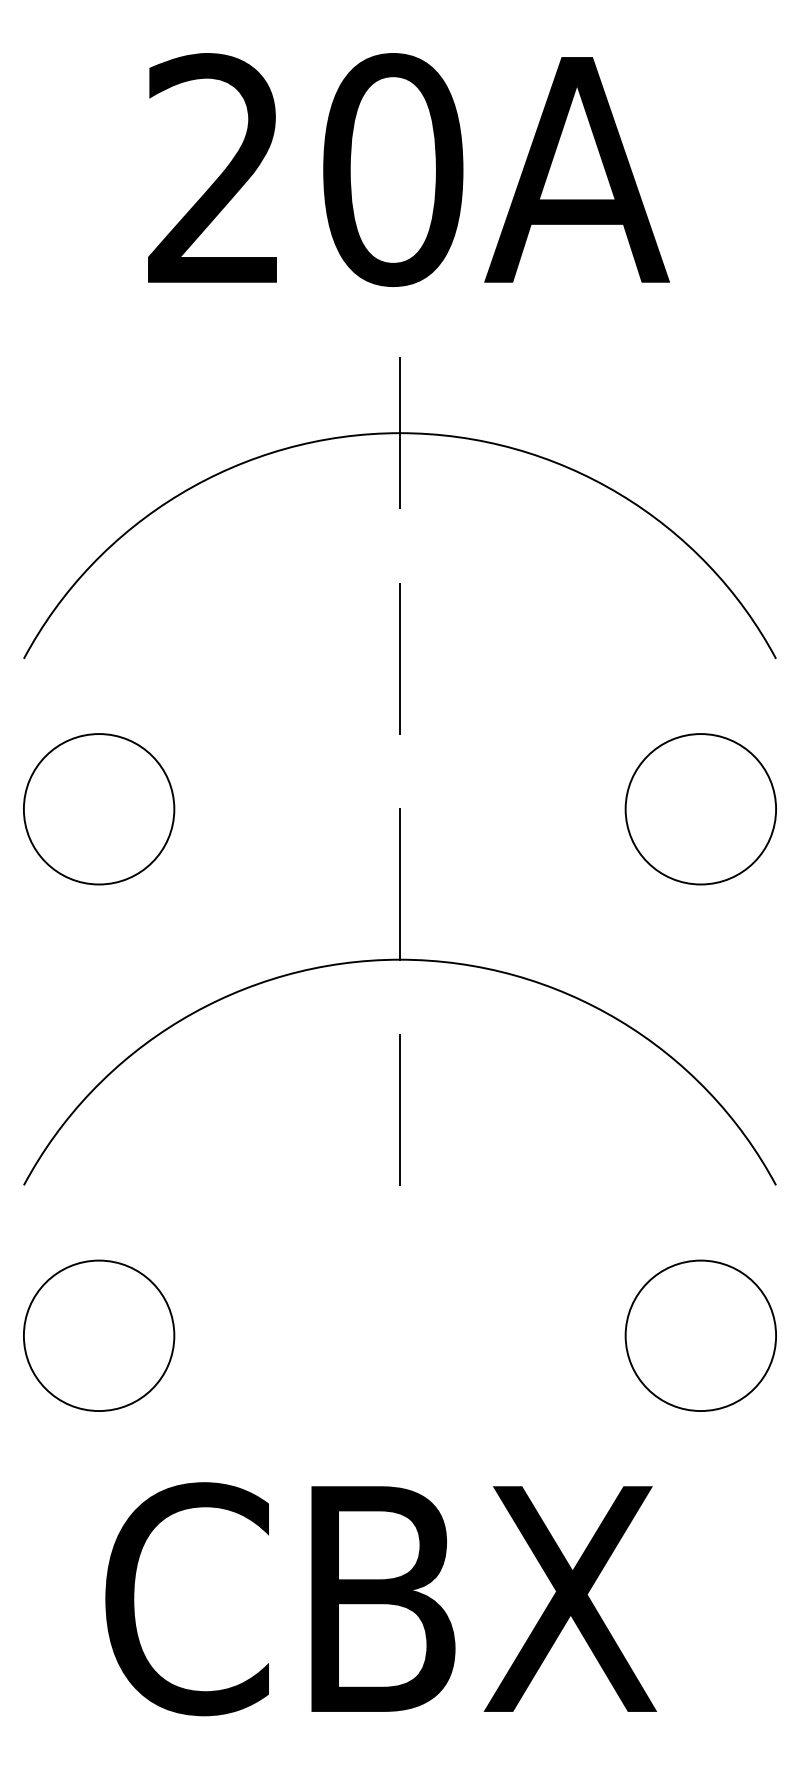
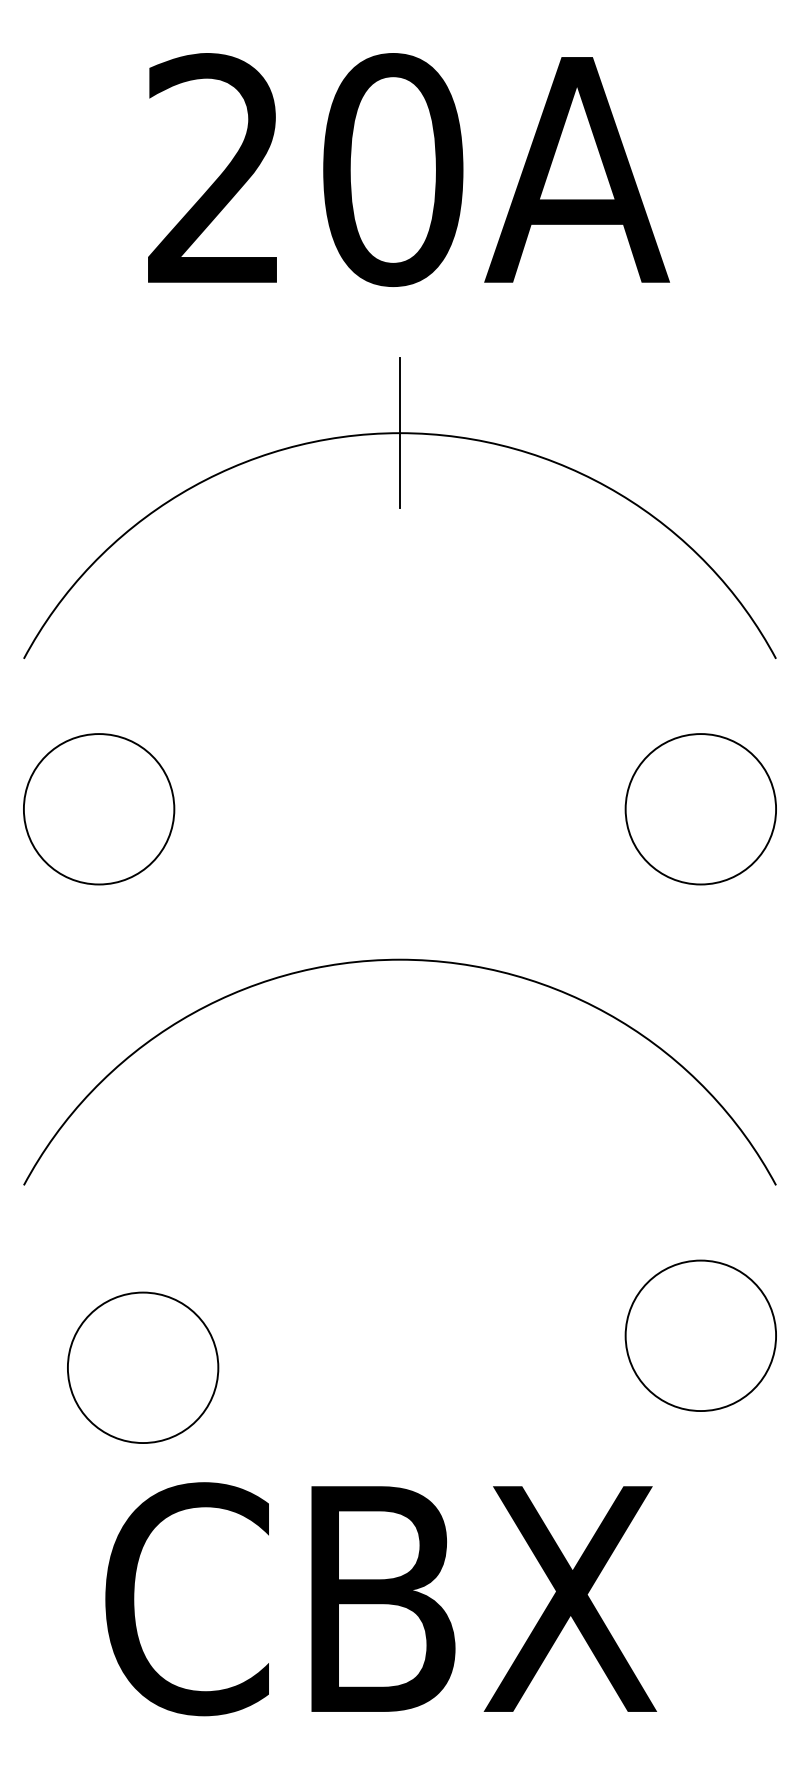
line: present -> none (399, 658)
line: present -> none (400, 884)
line: present -> none (400, 1109)
circle position: (99, 1335) -> (143, 1367) (143, 1367)
